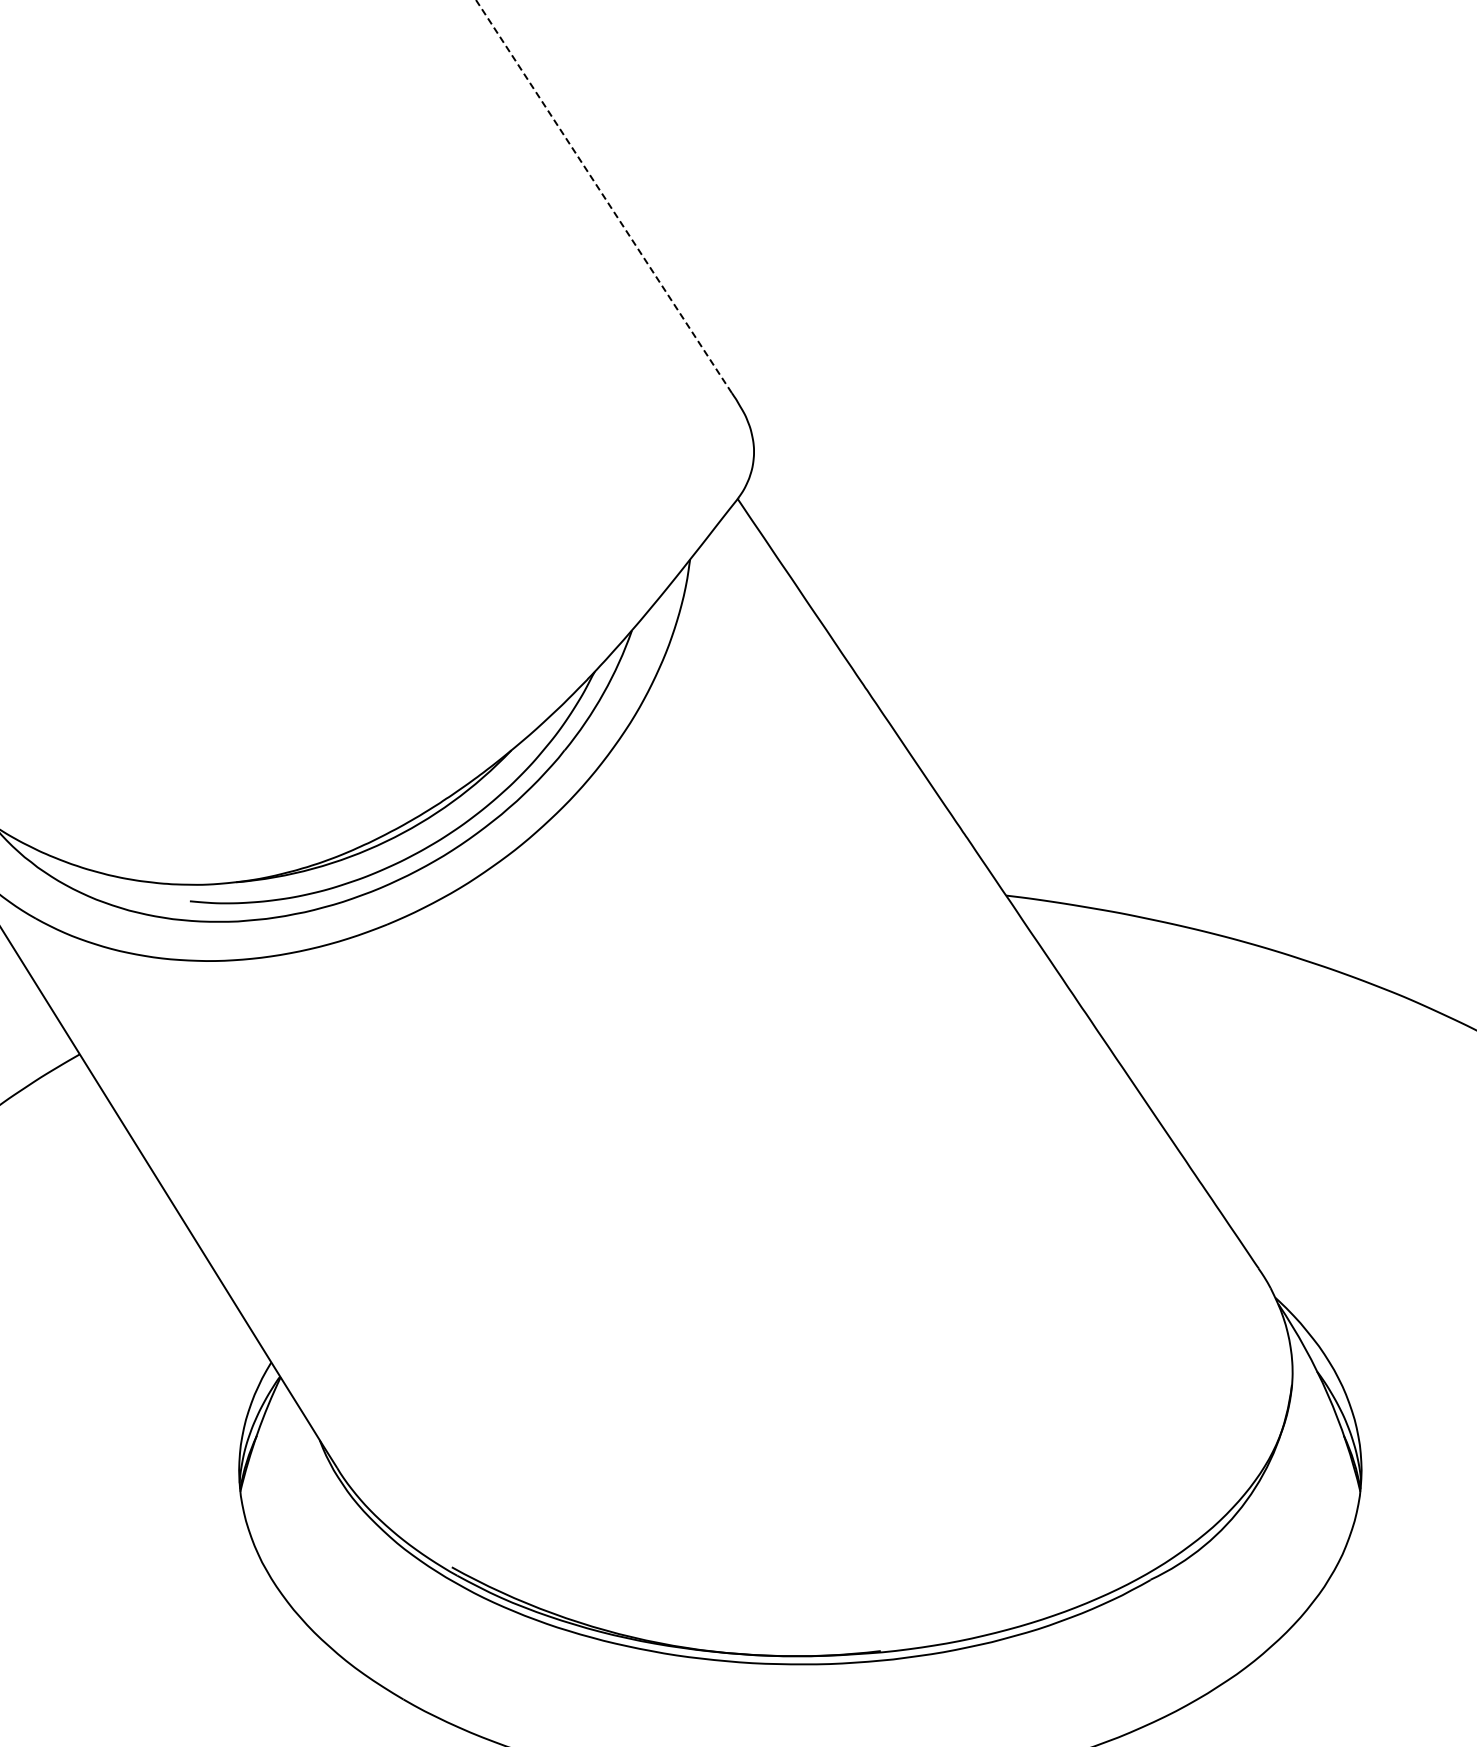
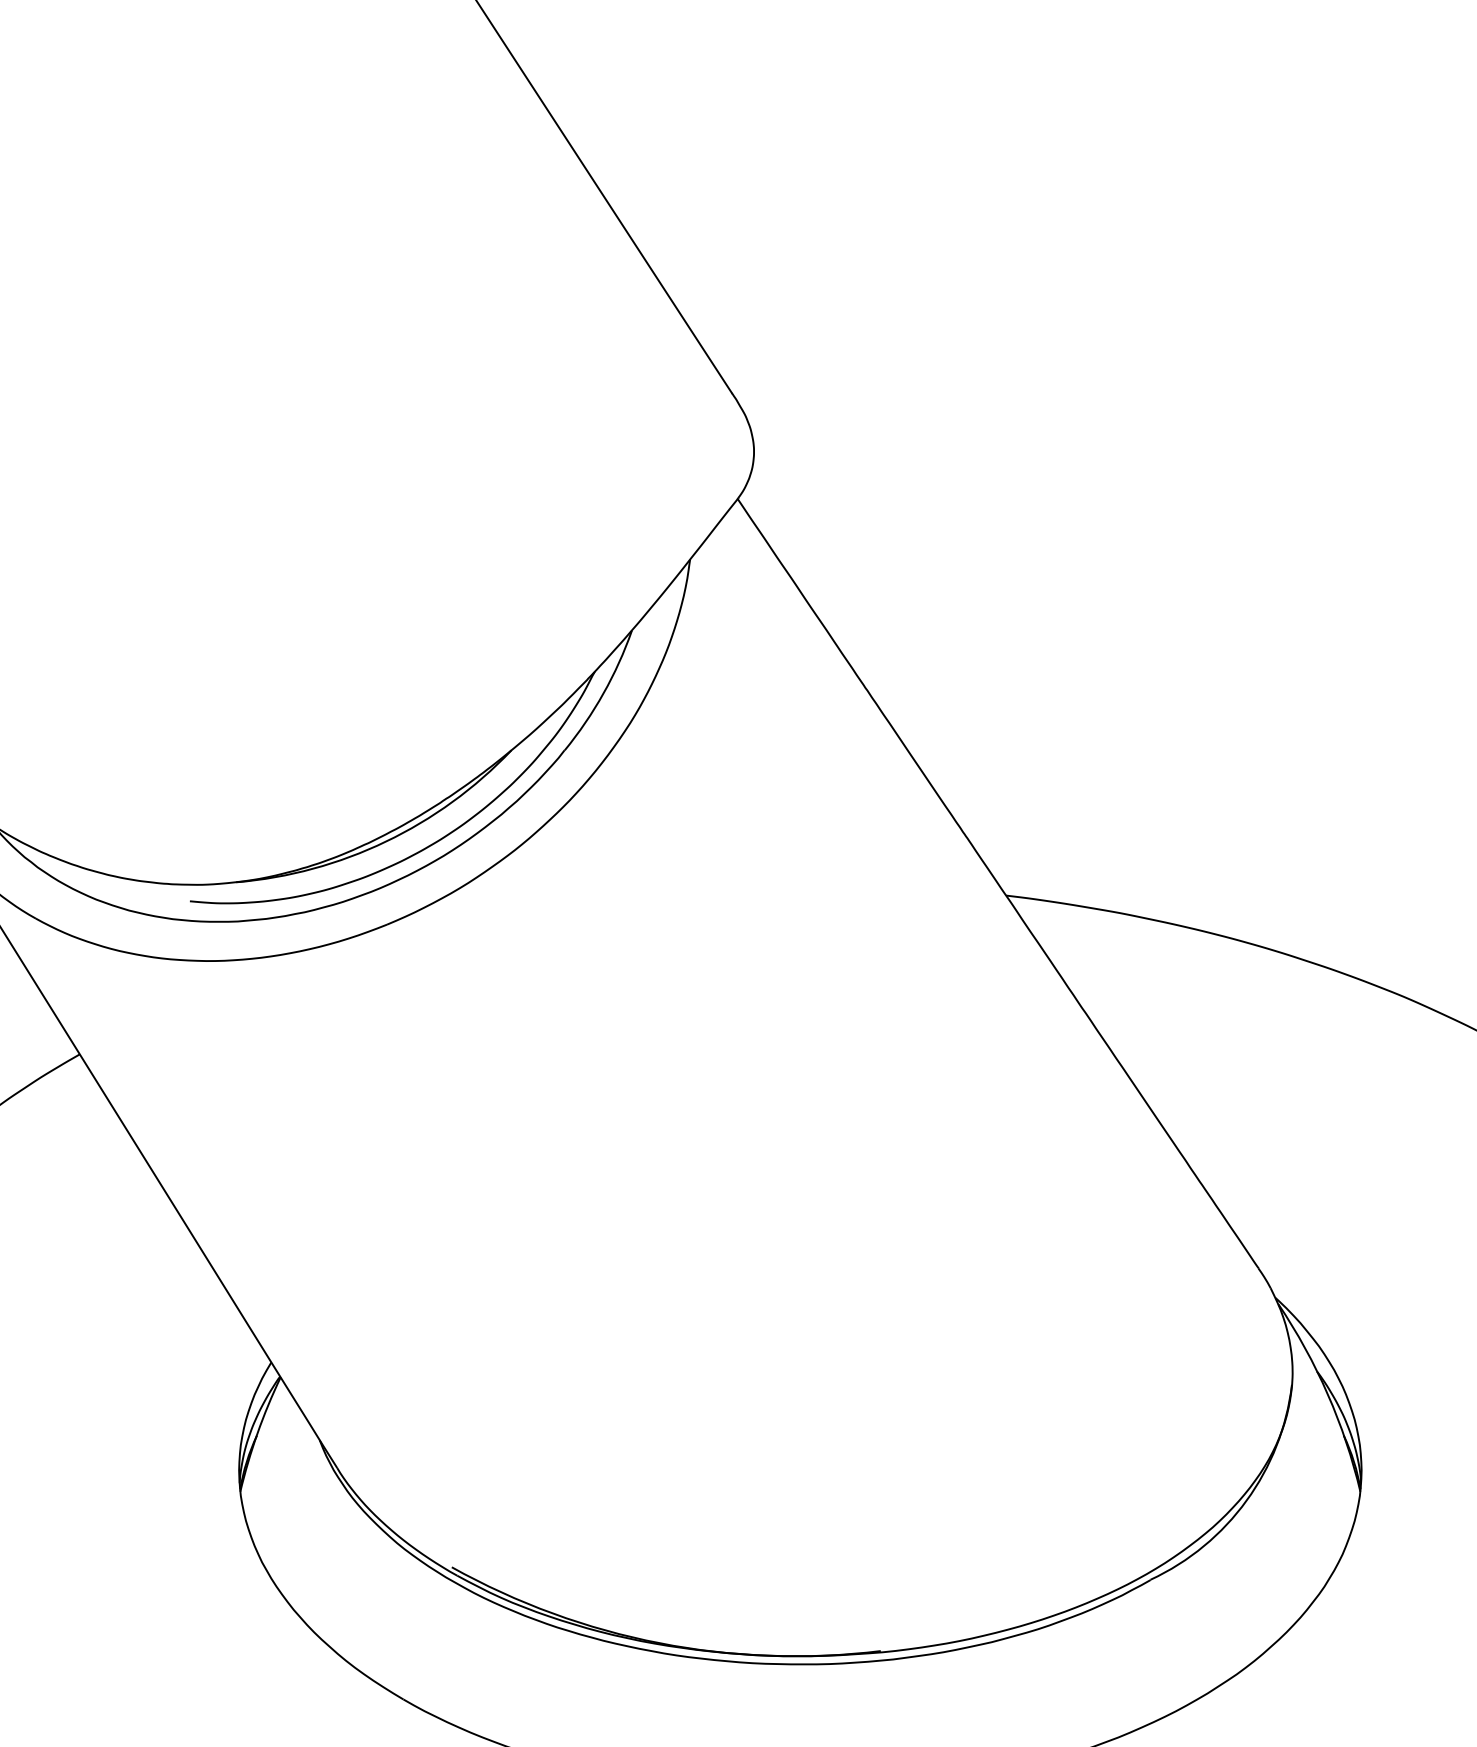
line: dashed -> solid (603, 196)
